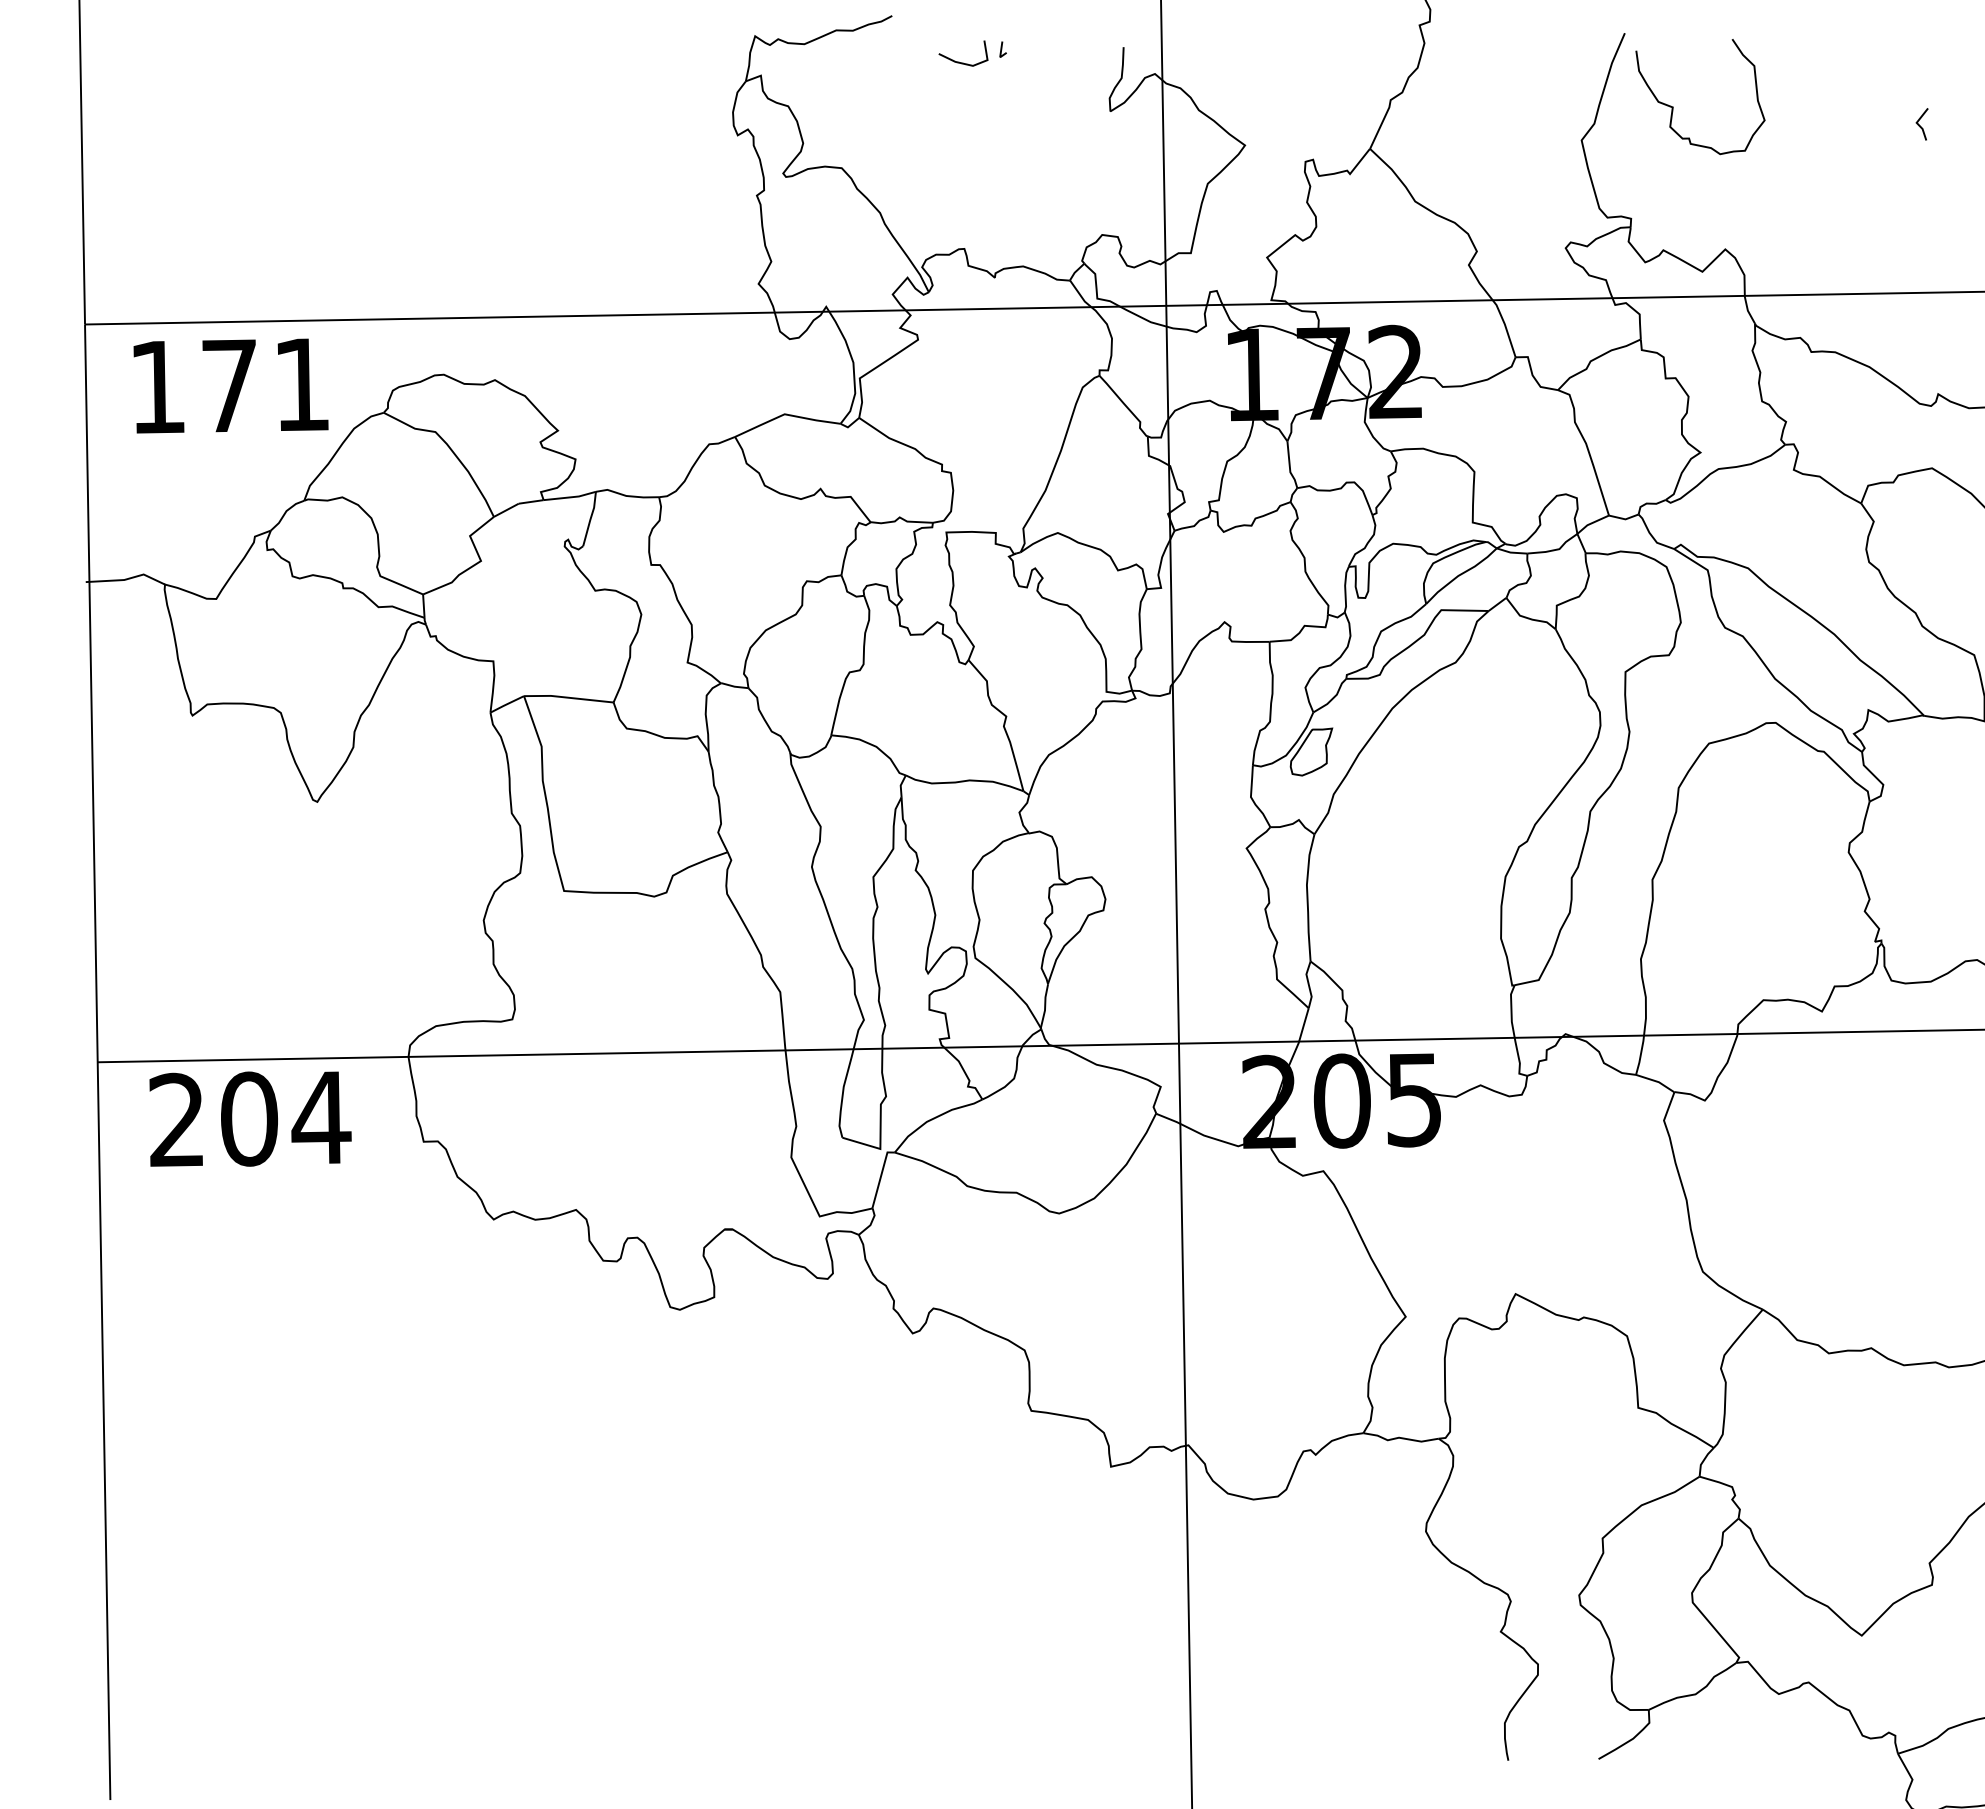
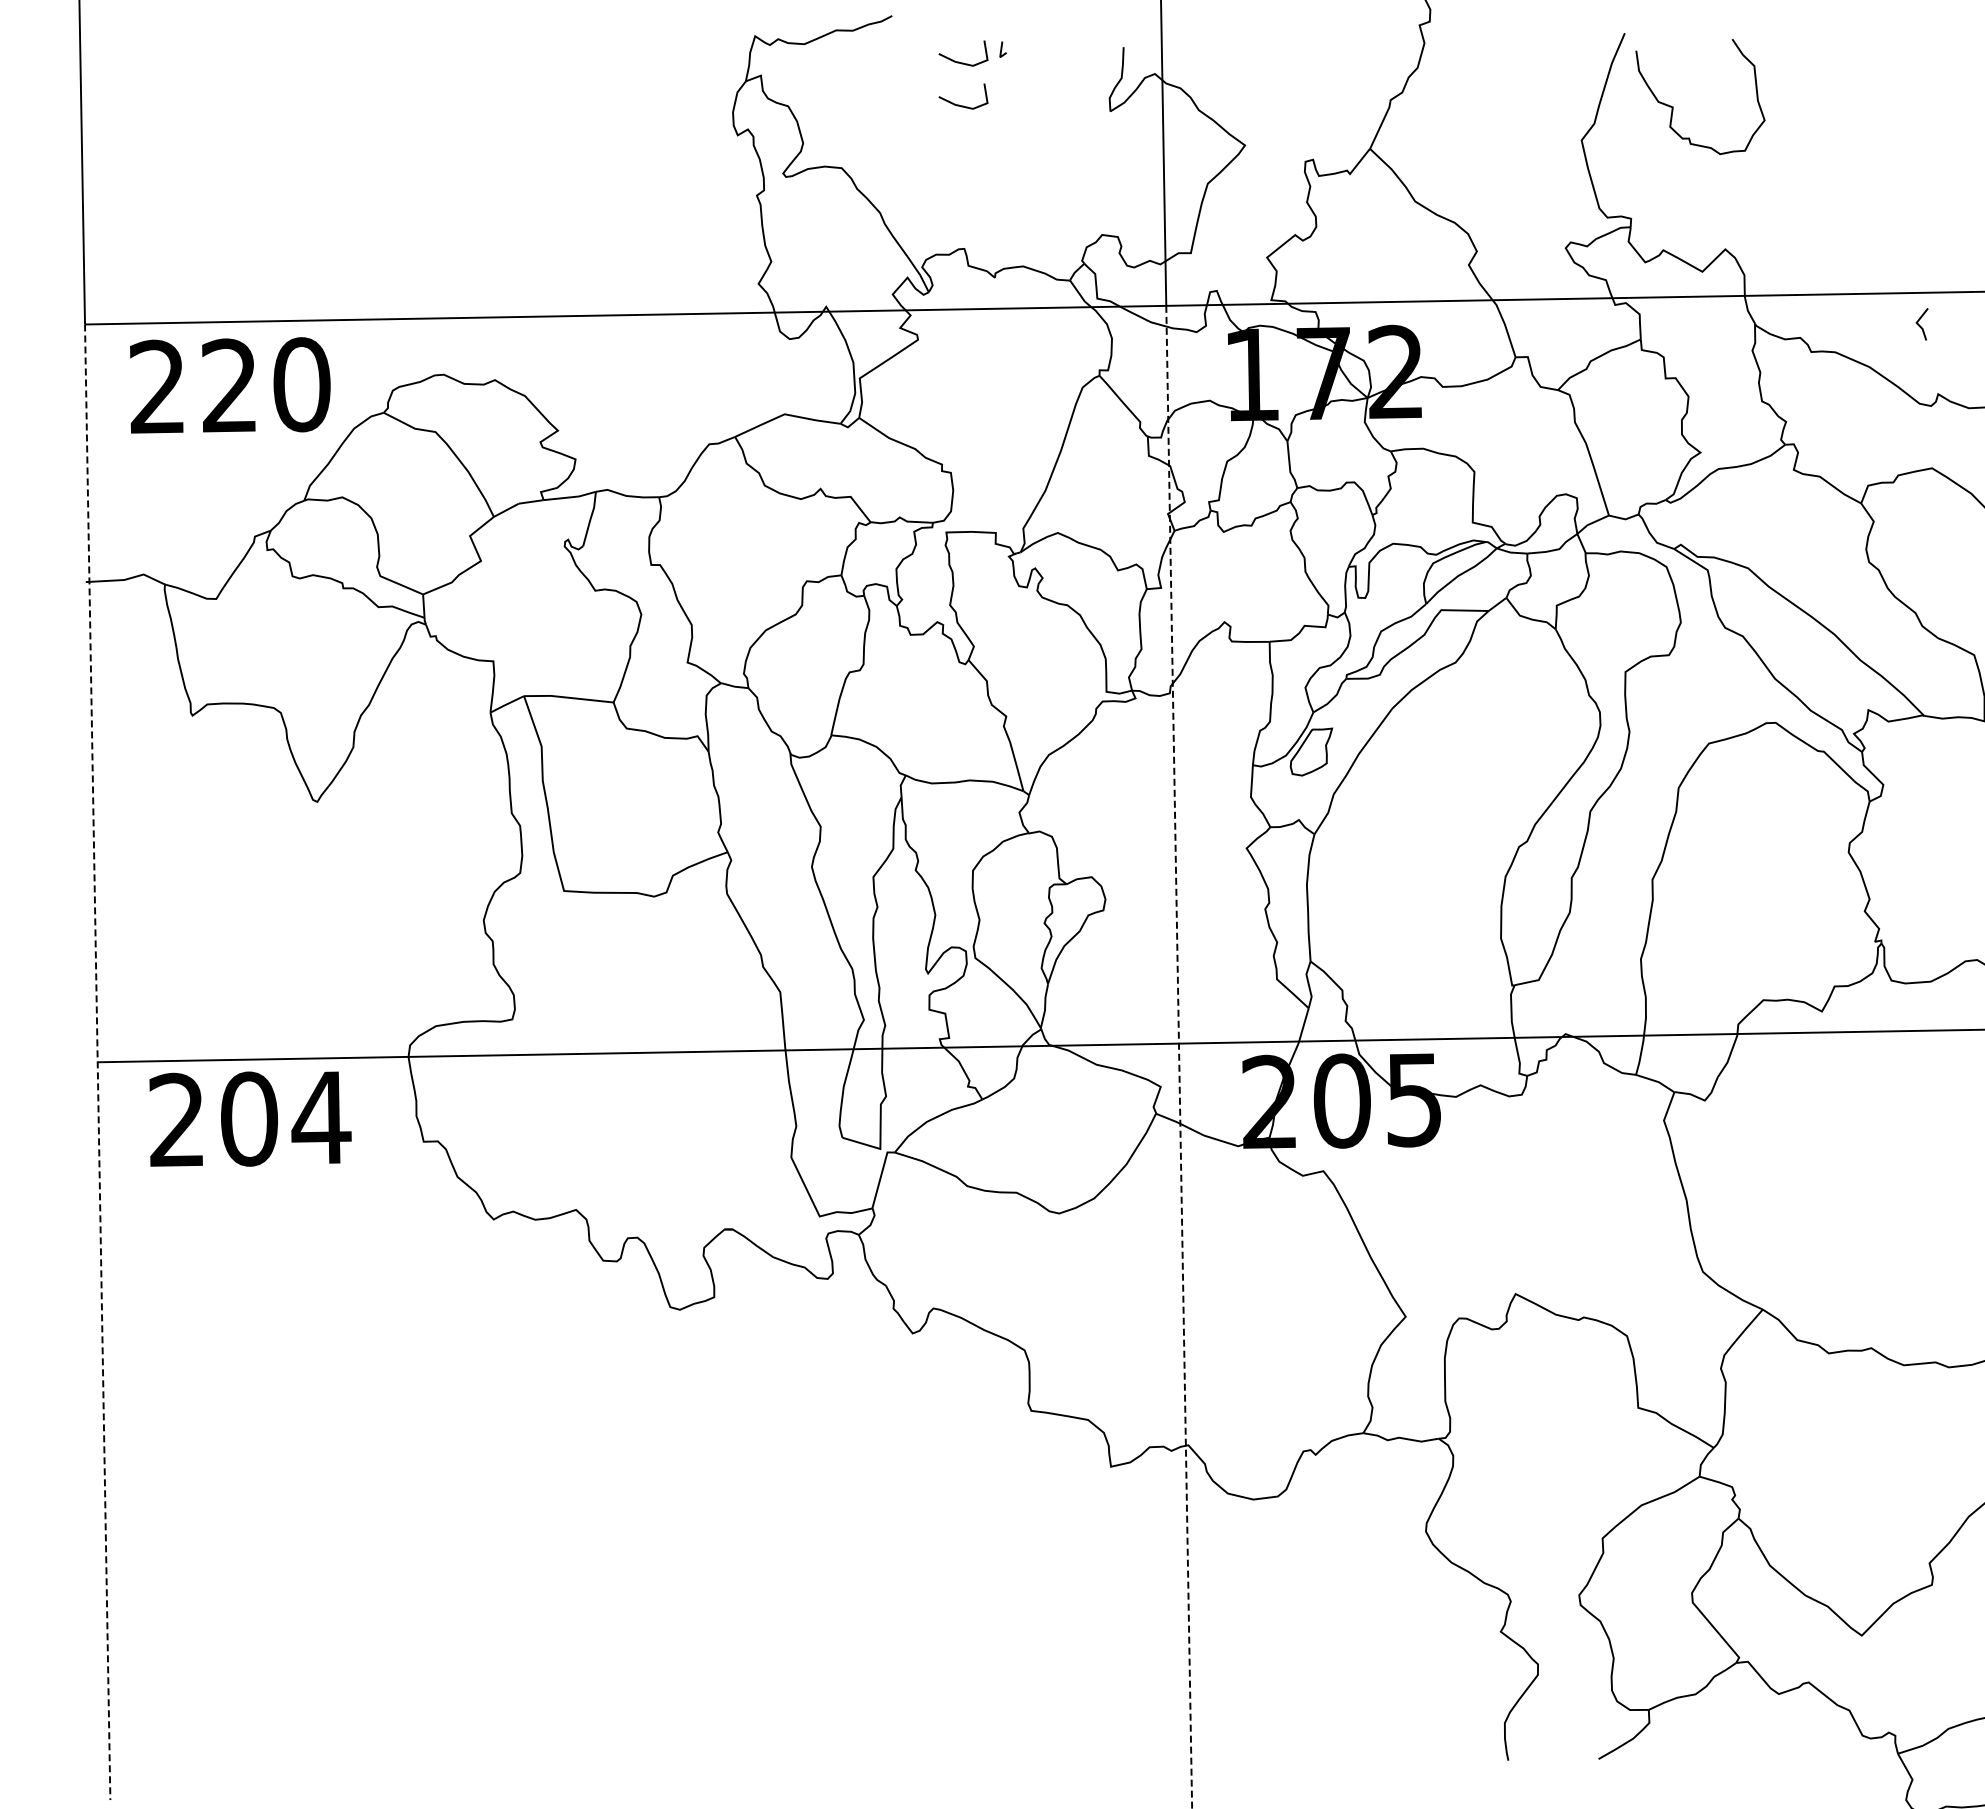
line: none -> present (959, 104)
line position: (1920, 125) -> (1920, 325) (1920, 325)
text: 171 -> 220 (230, 385)
line: solid -> dashed (1179, 1057)
line: solid -> dashed (97, 1062)
